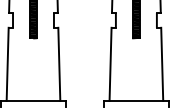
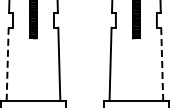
line: solid -> dashed (7, 64)
line: solid -> dashed (162, 64)
